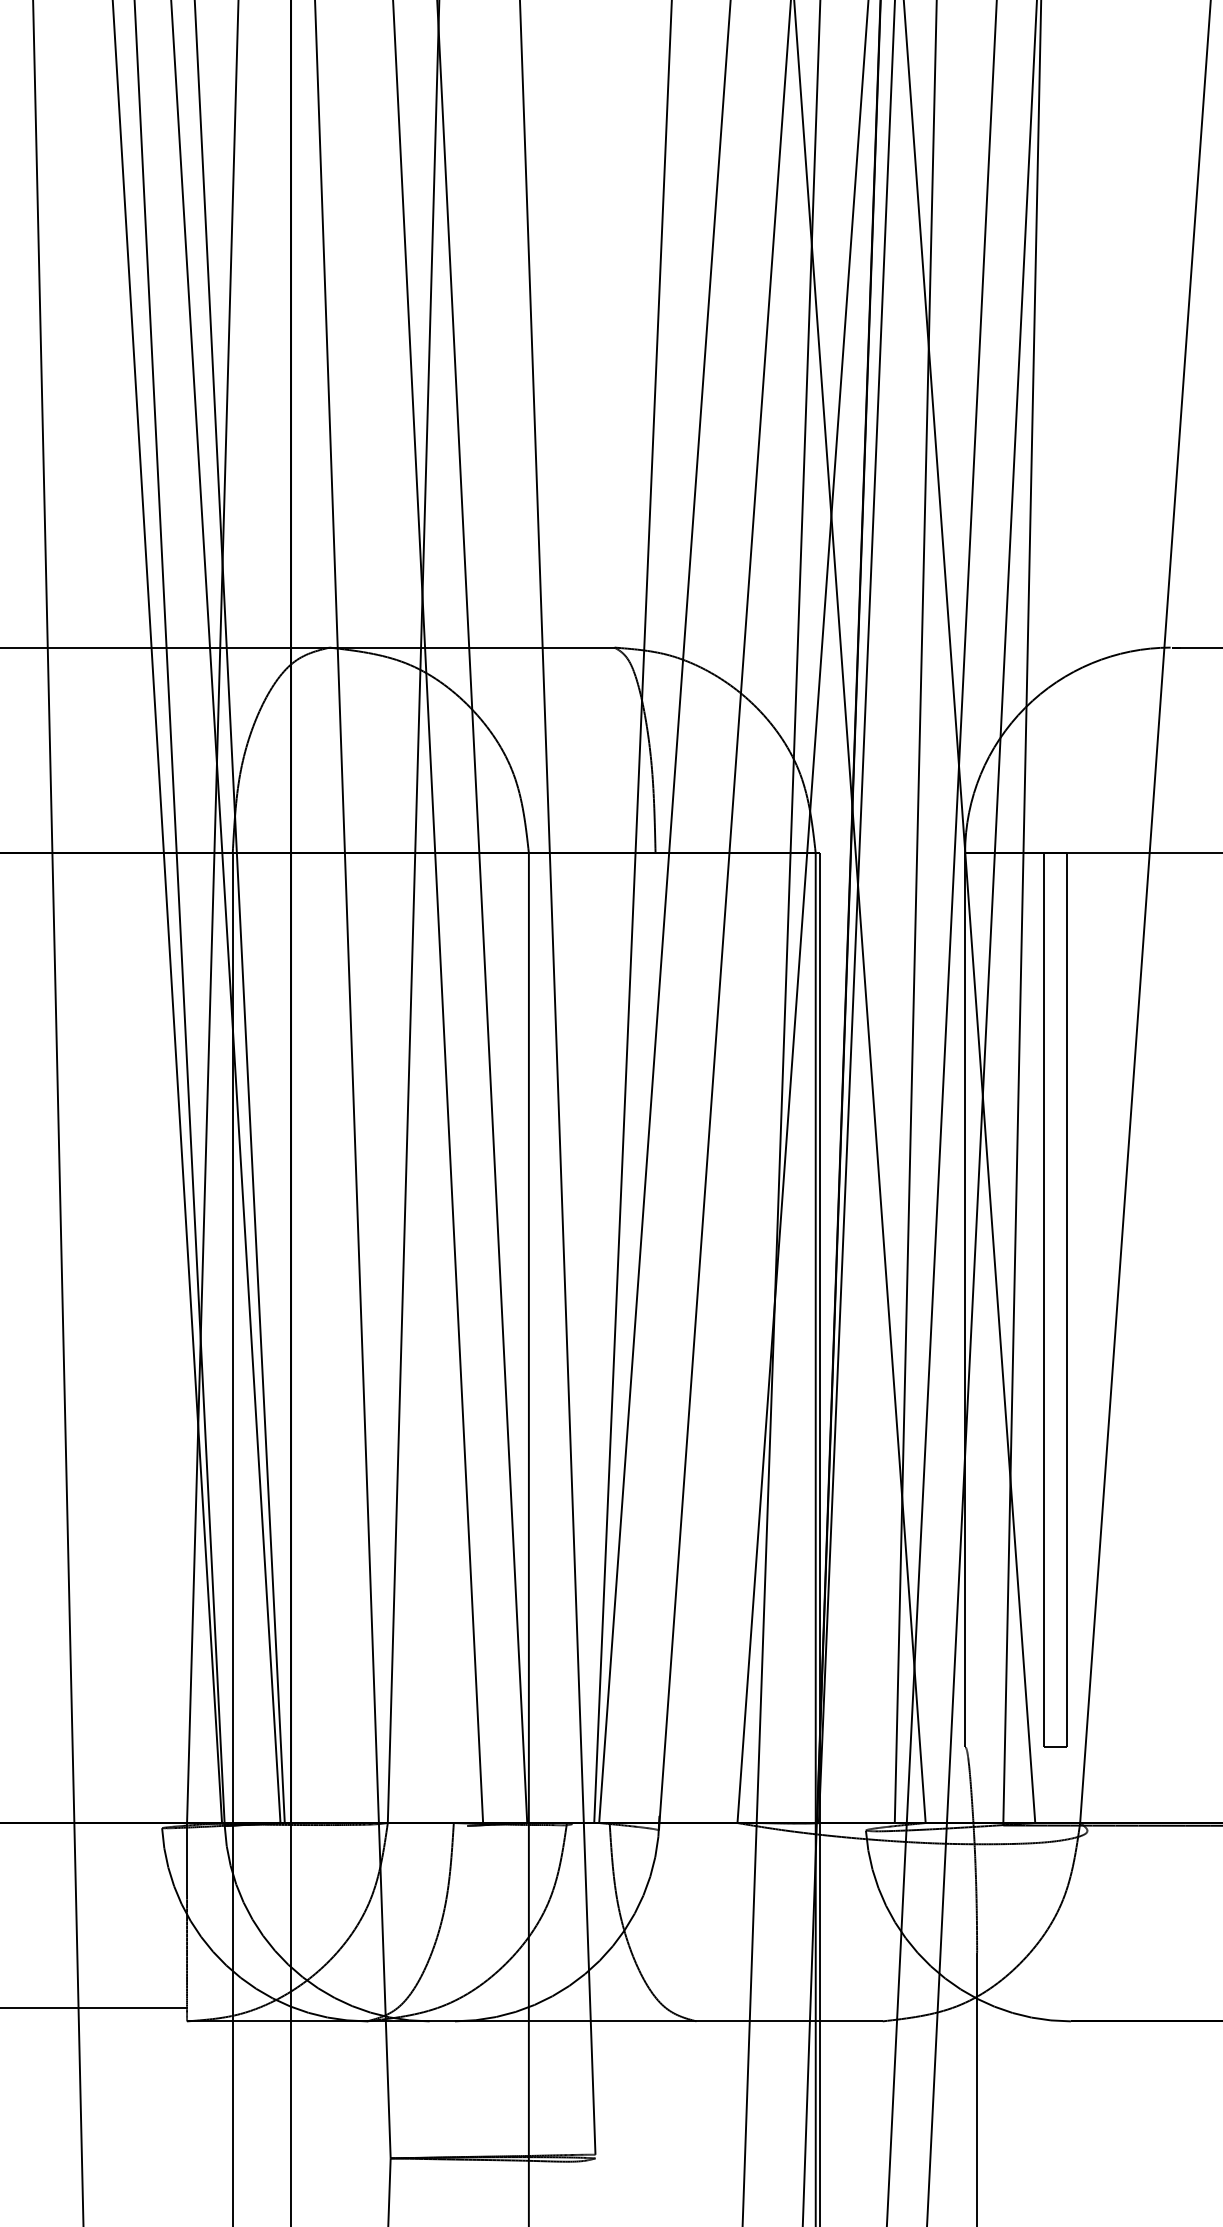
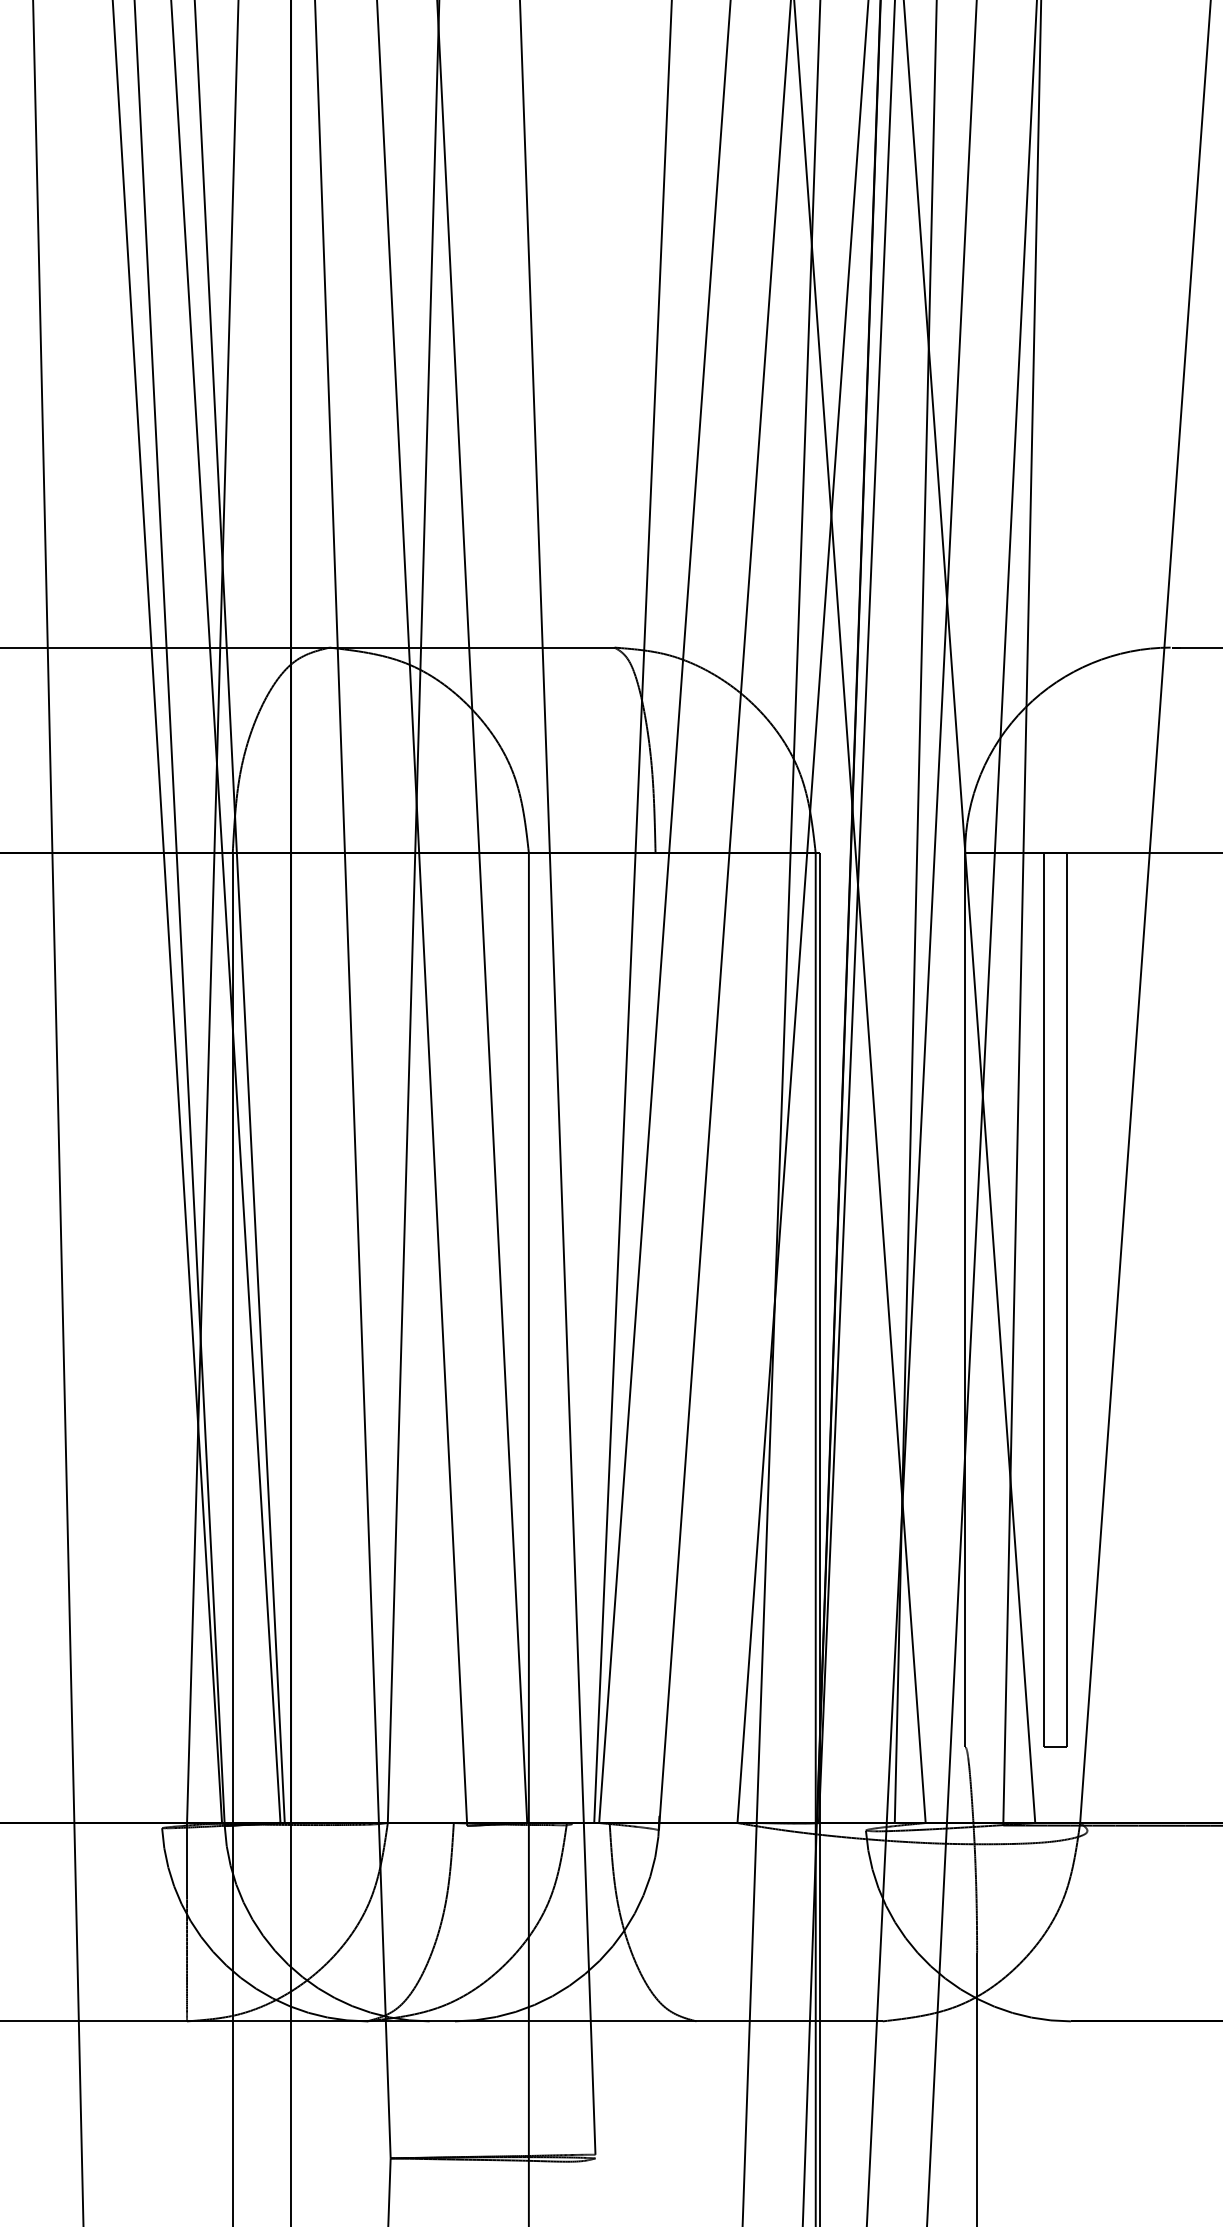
line position: (438, 913) -> (422, 913) (422, 913)
line position: (941, 1112) -> (921, 1112) (921, 1112)
line position: (94, 2008) -> (94, 2021) (94, 2021)
